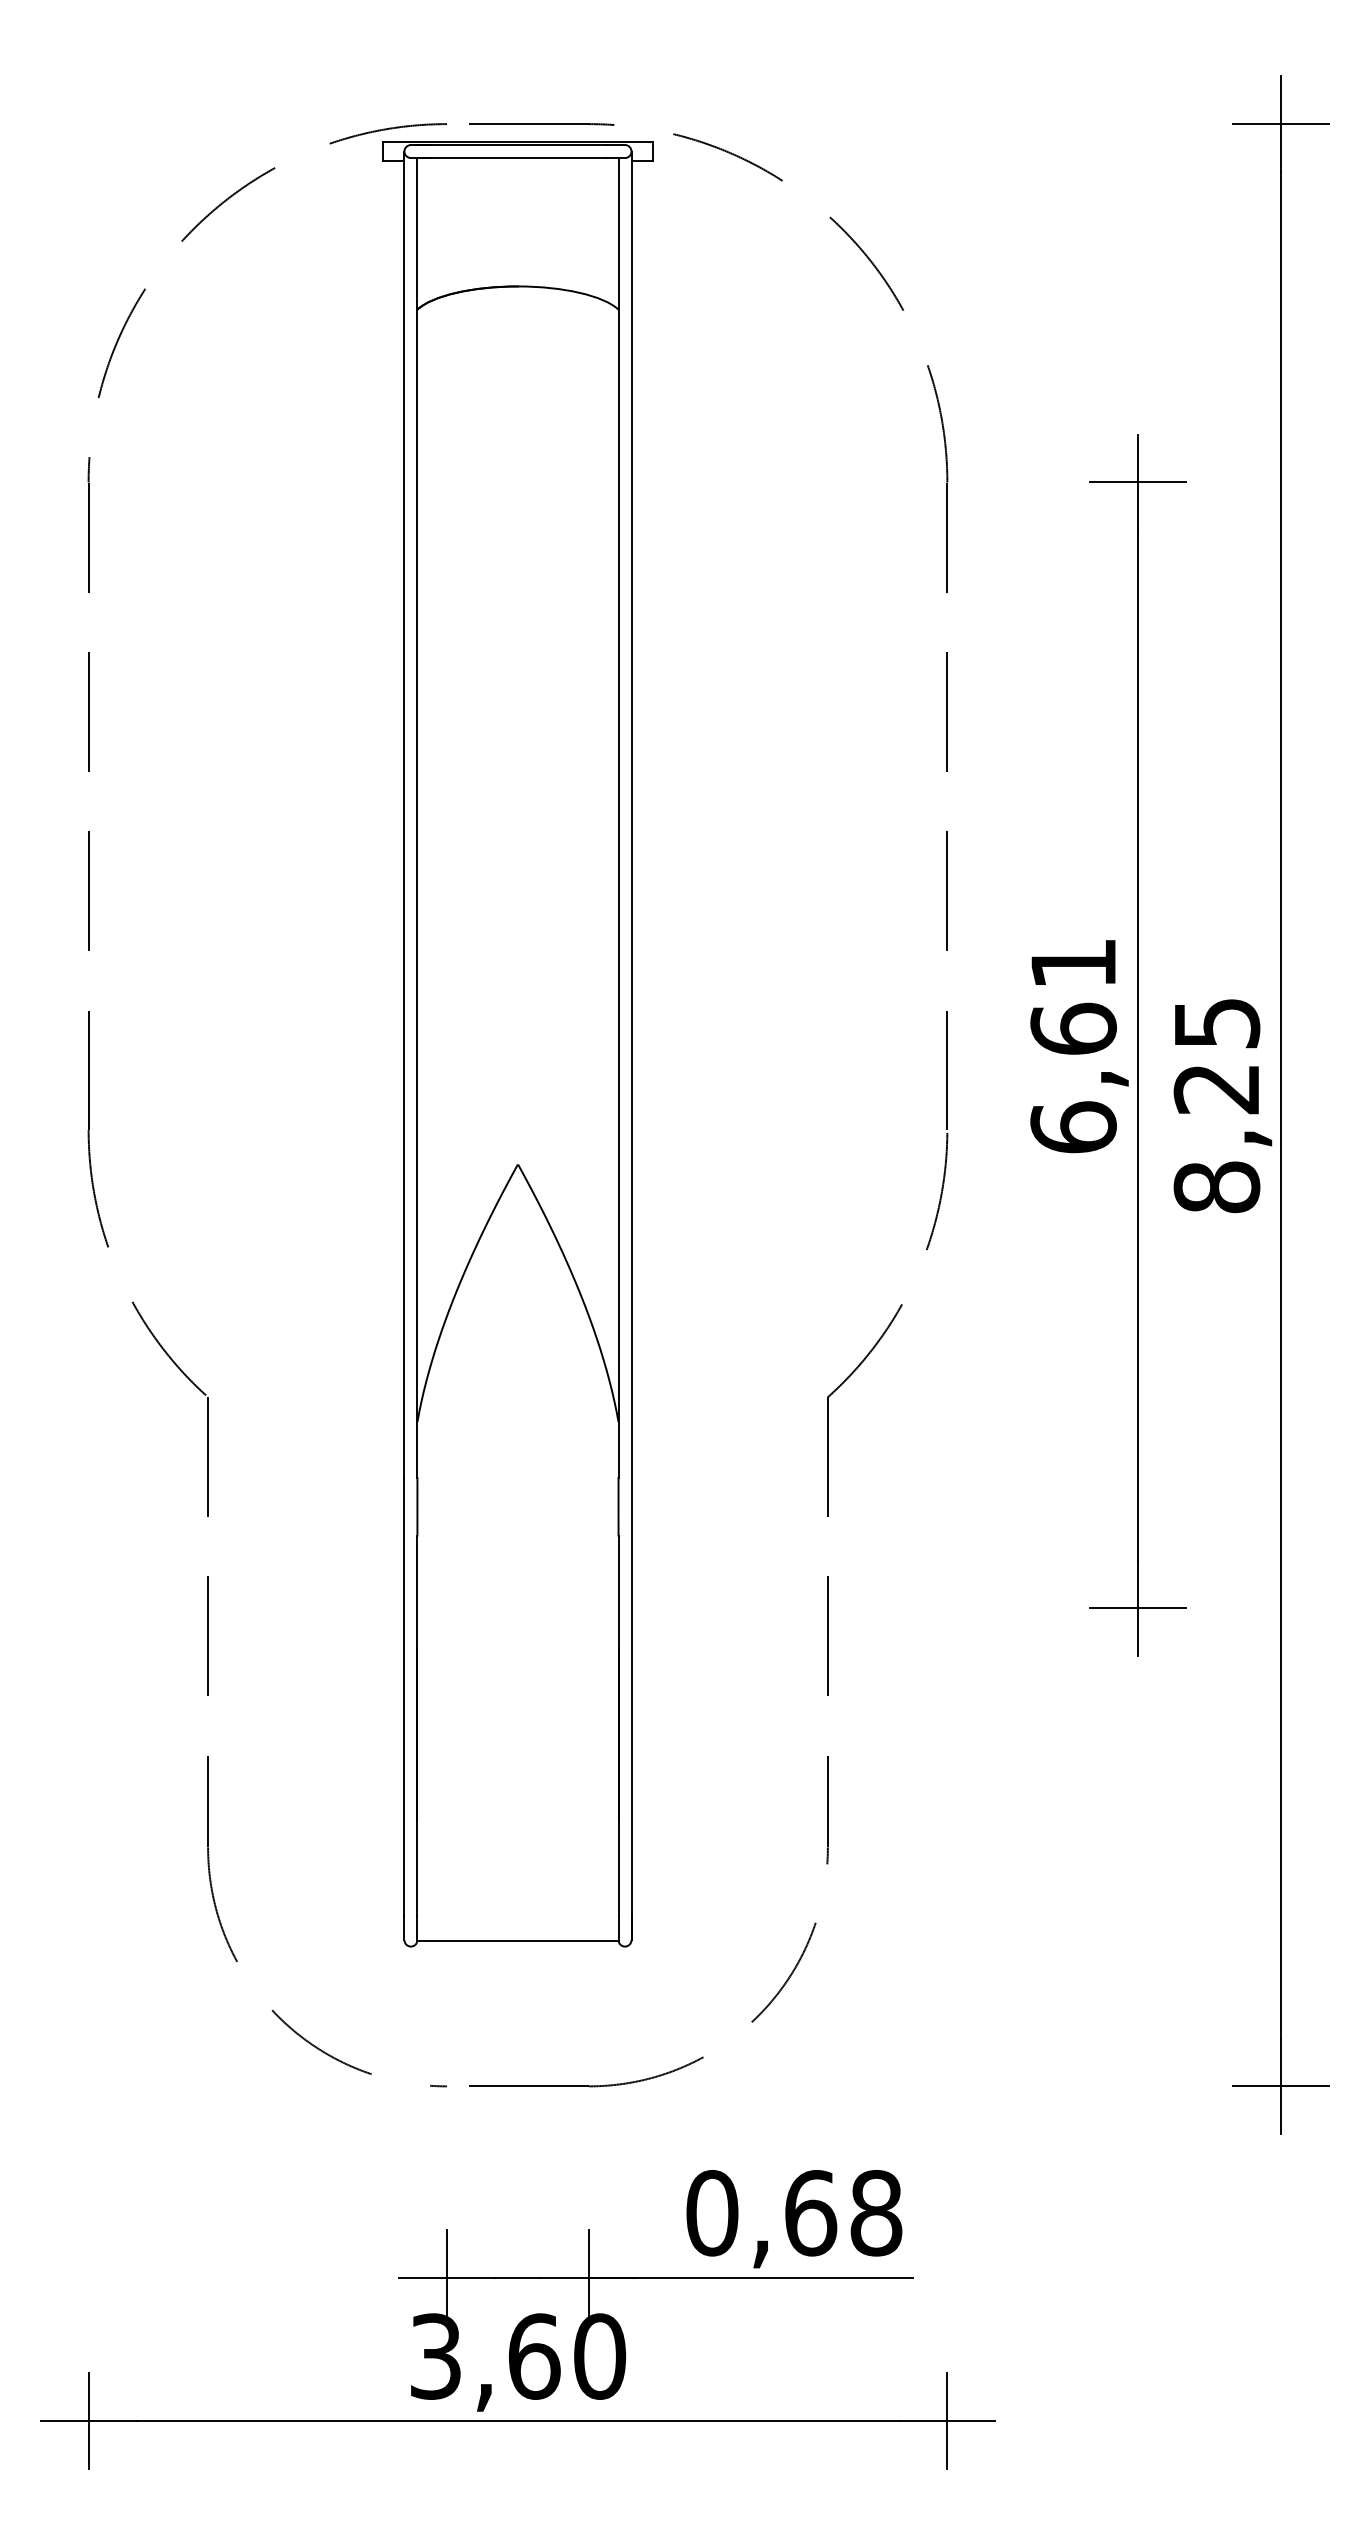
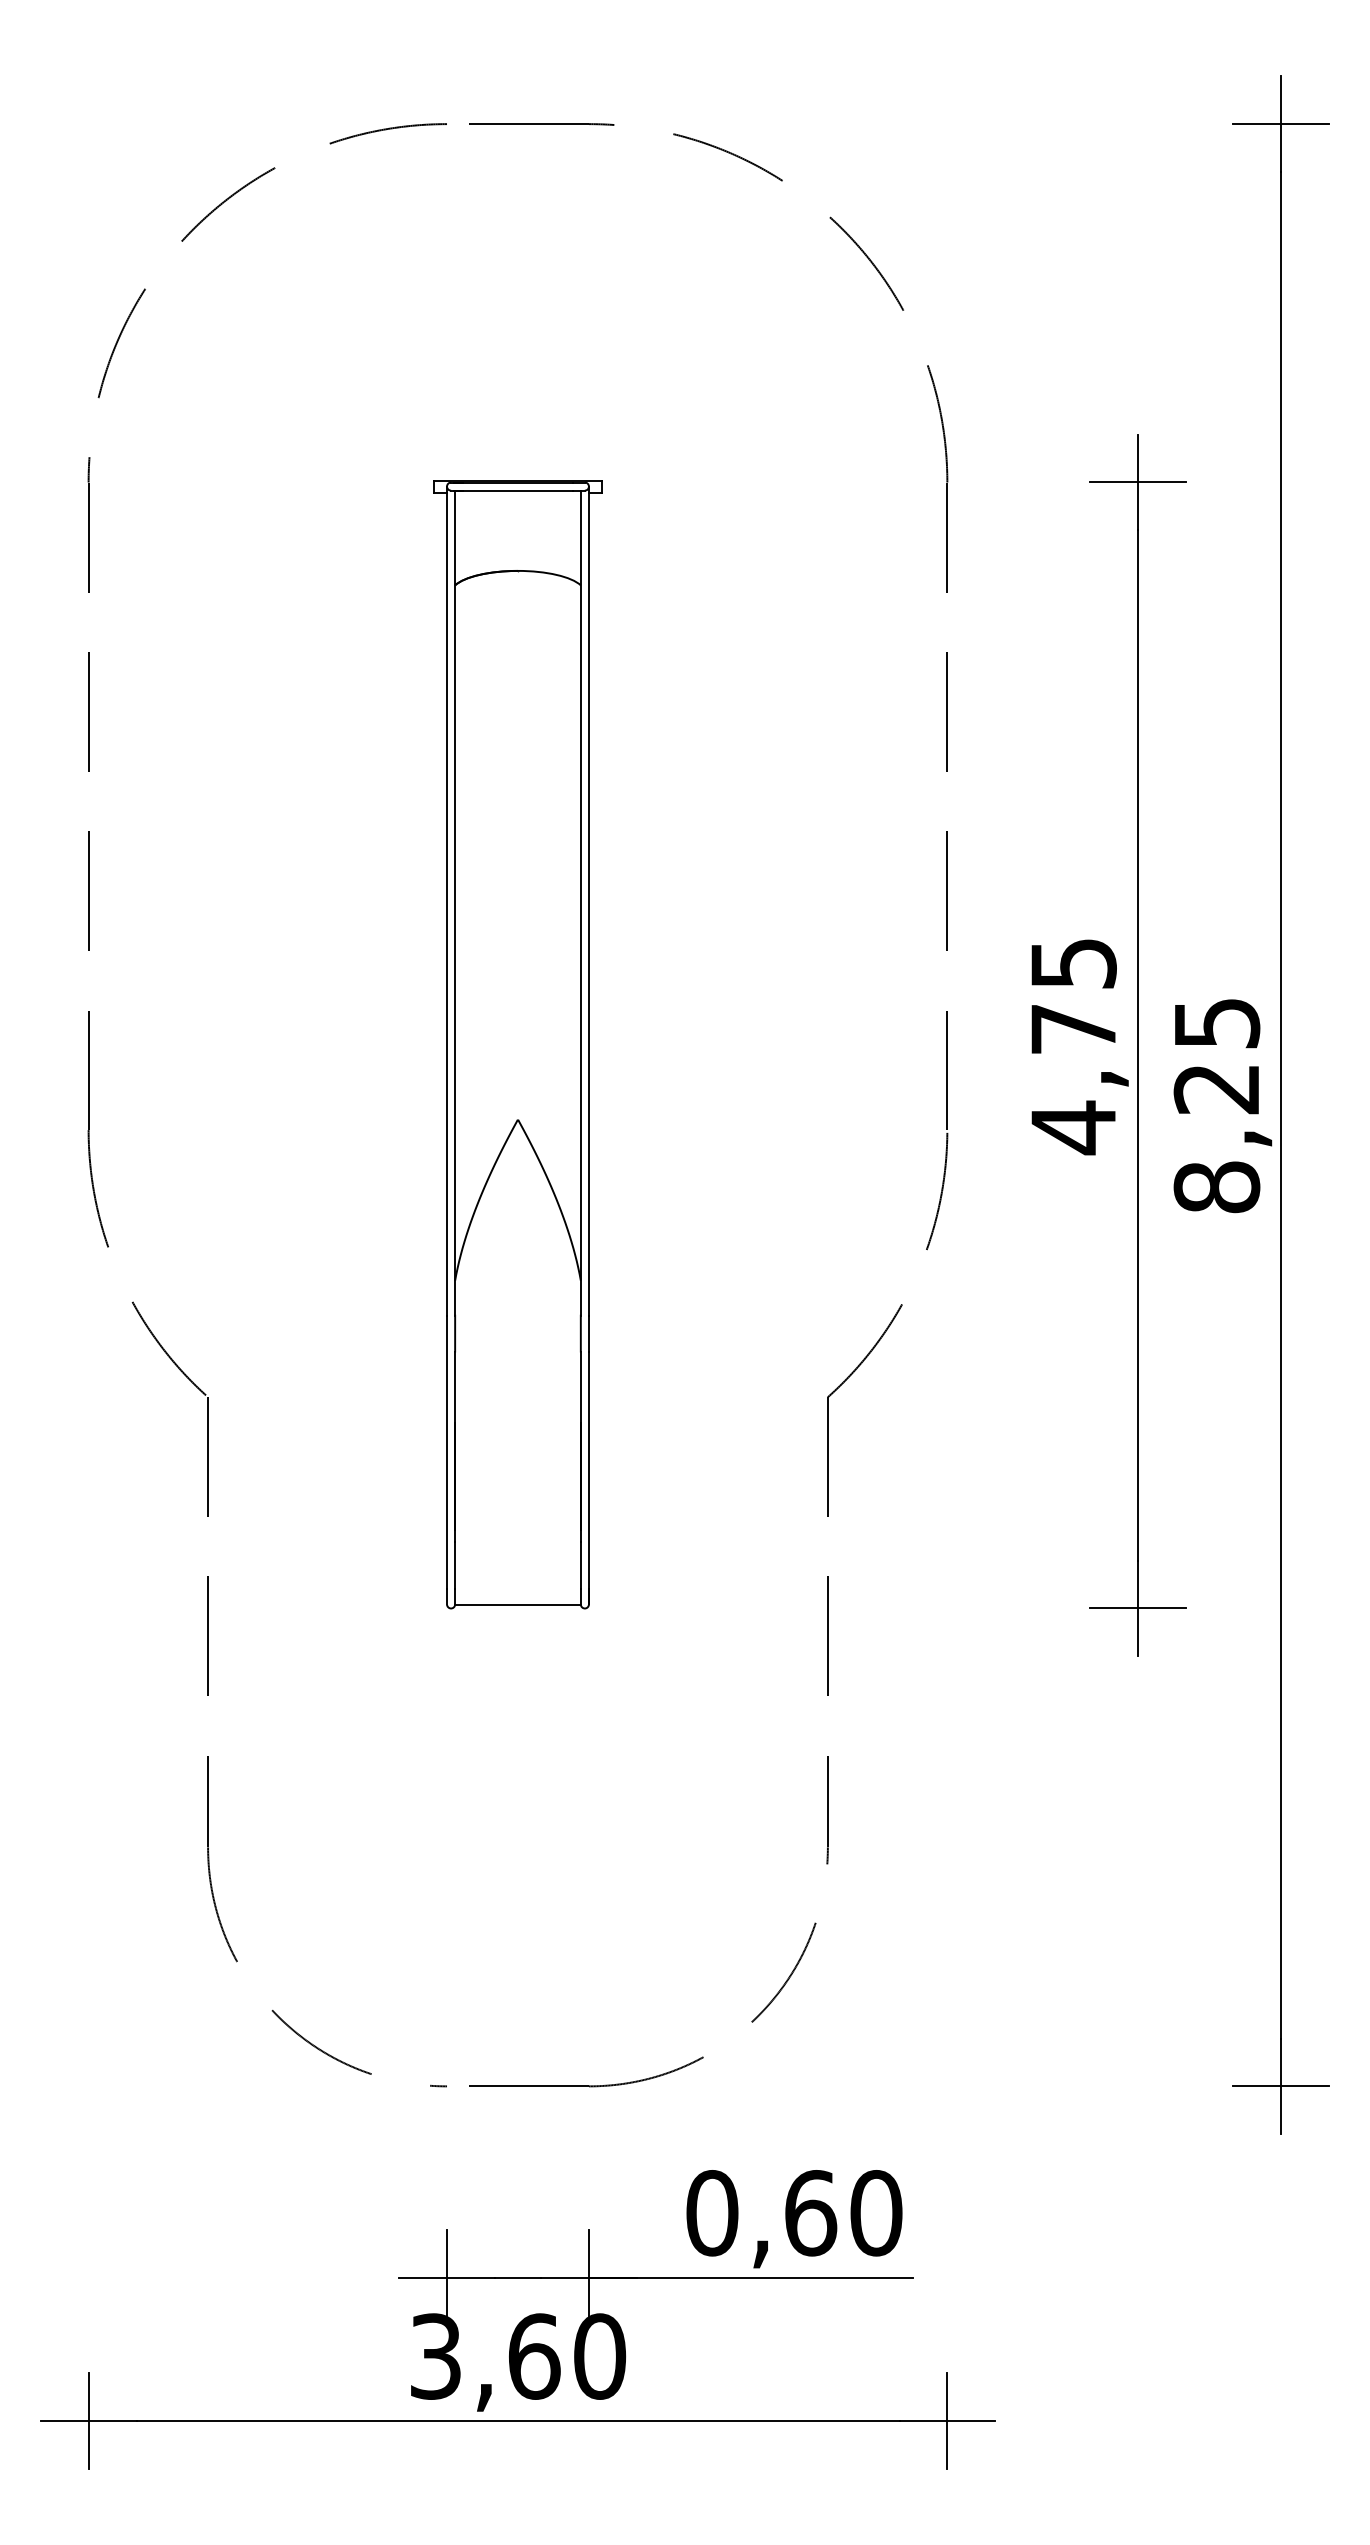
part size: 272x1807 px -> 170x1130 px (517, 1044)
text: 6,61 -> 4,75 (1073, 1047)
text: 0,68 -> 0,60 (876, 2213)
